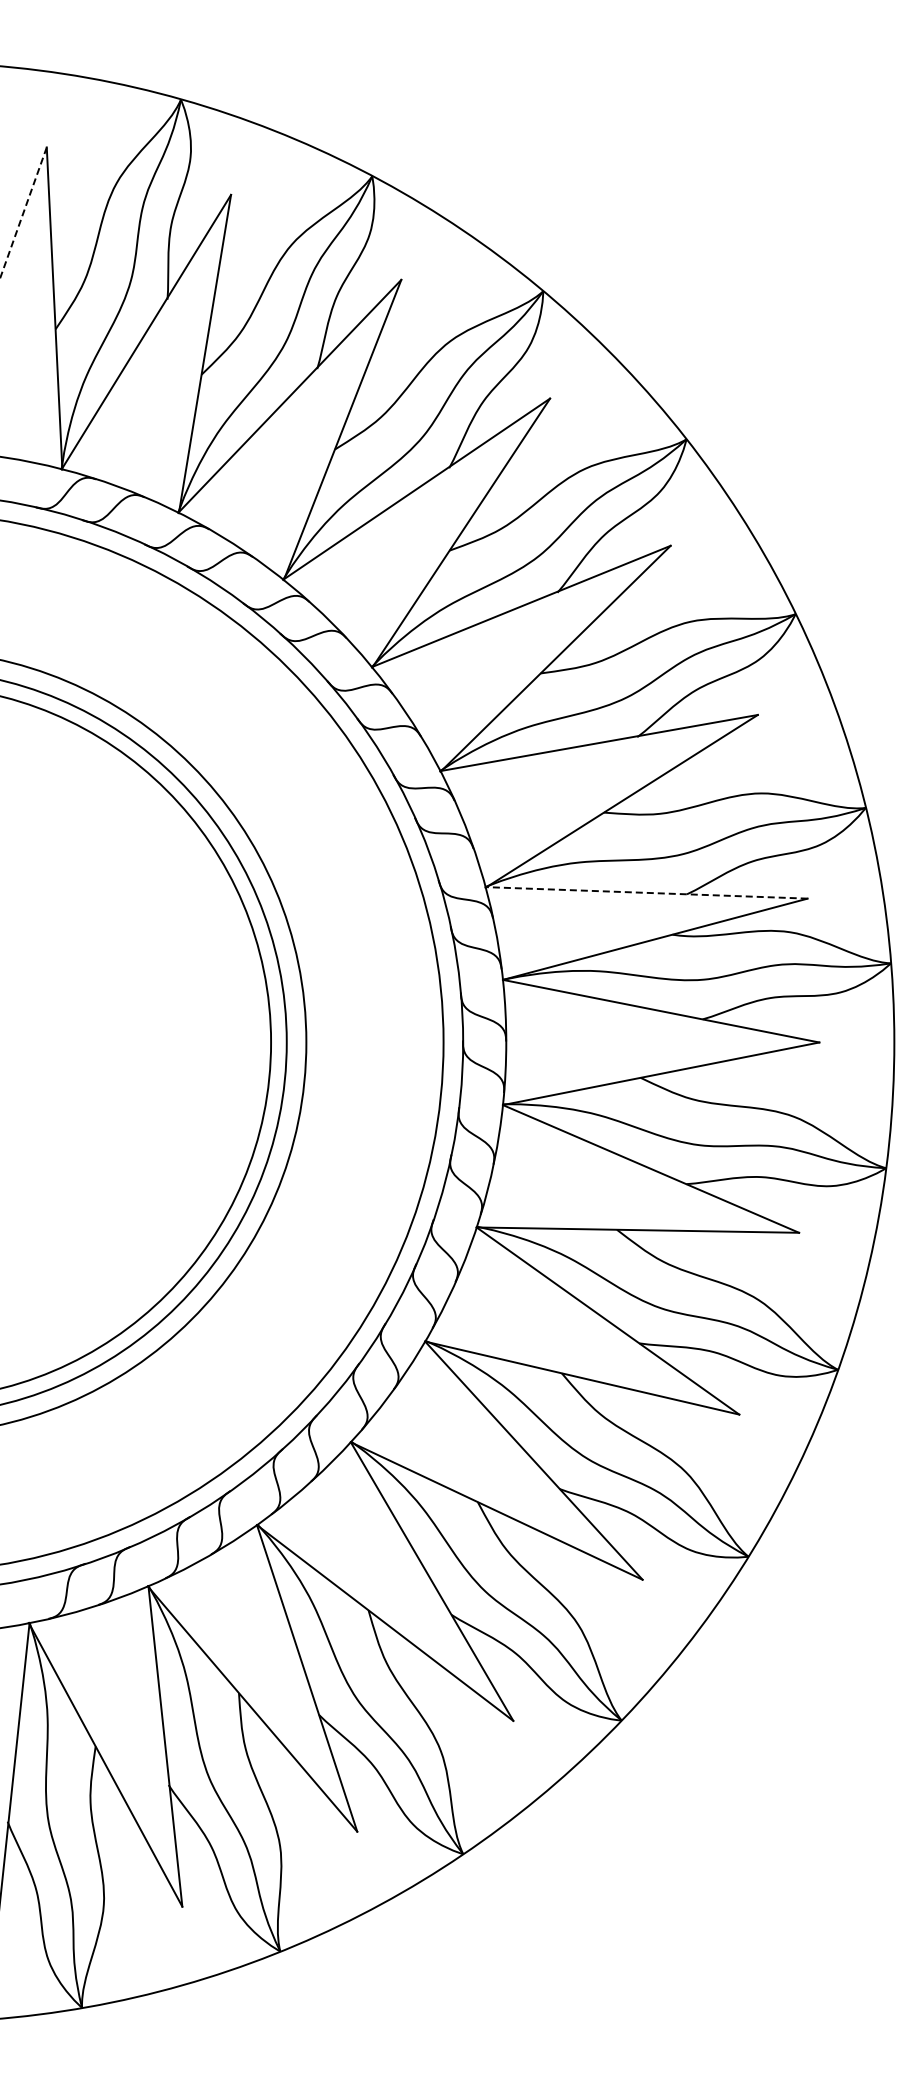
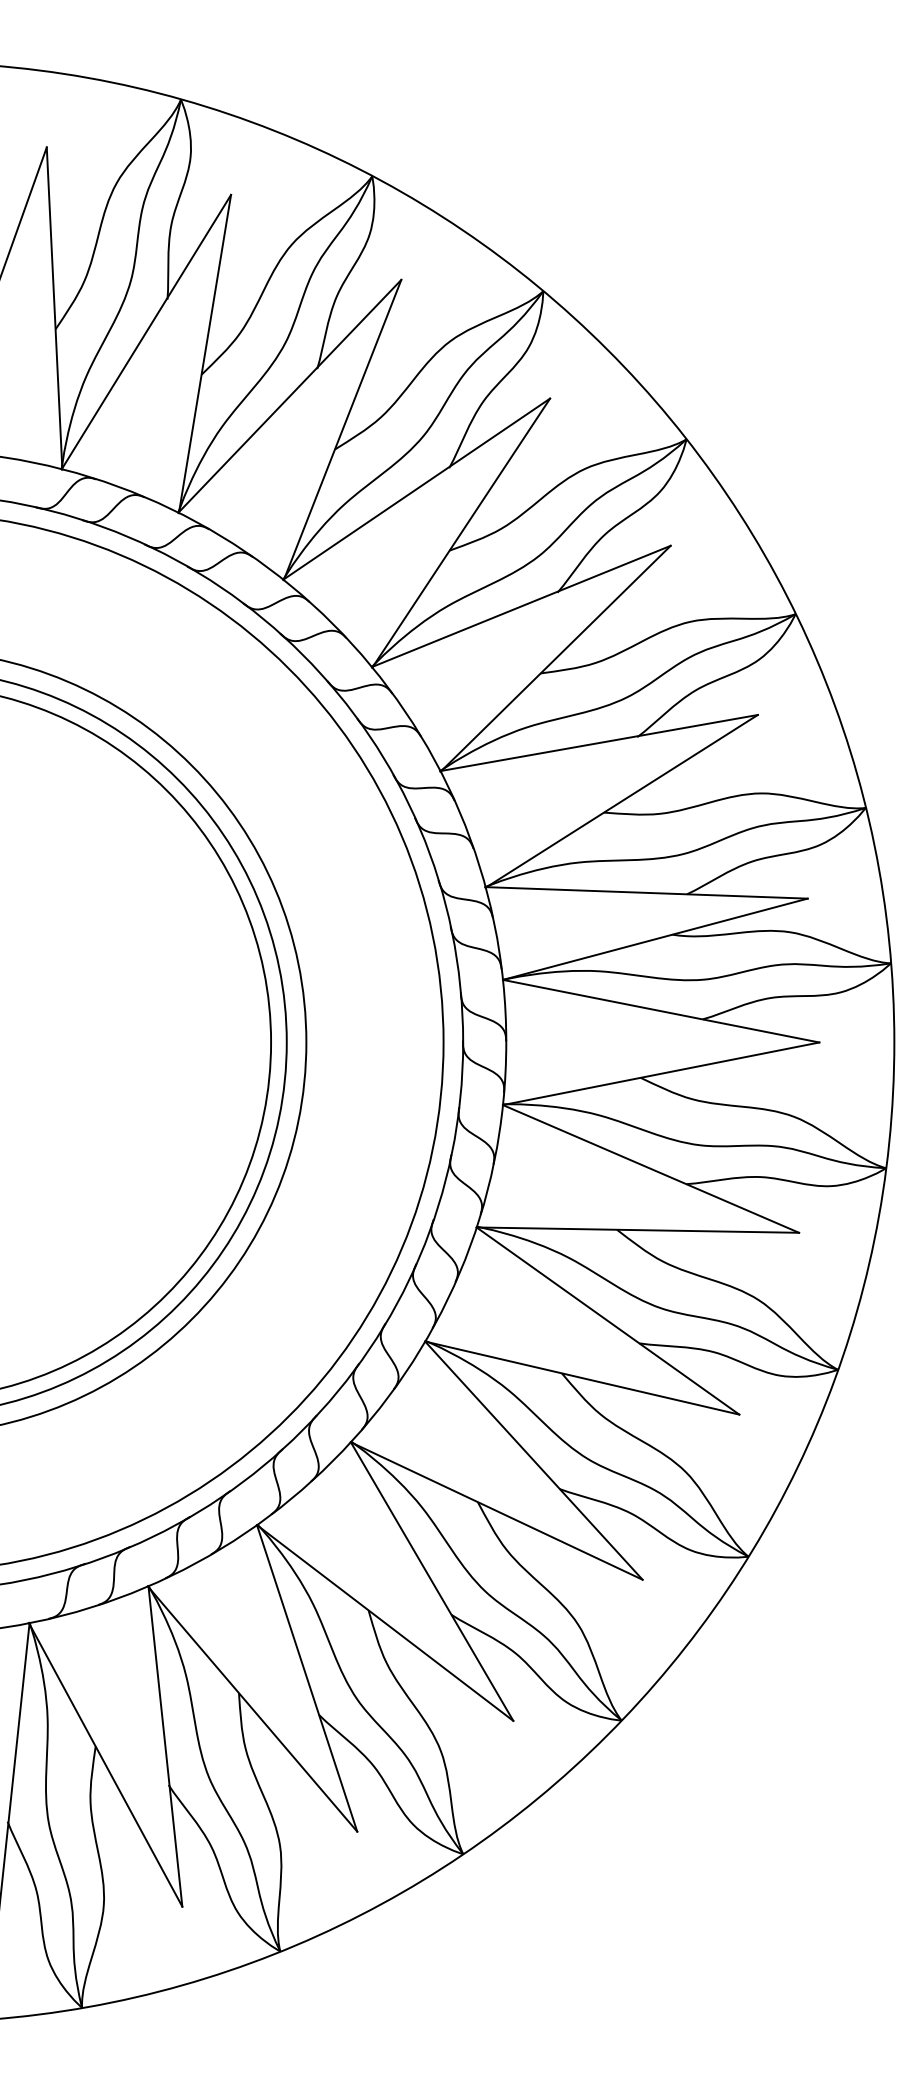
line: dashed -> solid (23, 213)
line: dashed -> solid (646, 892)
